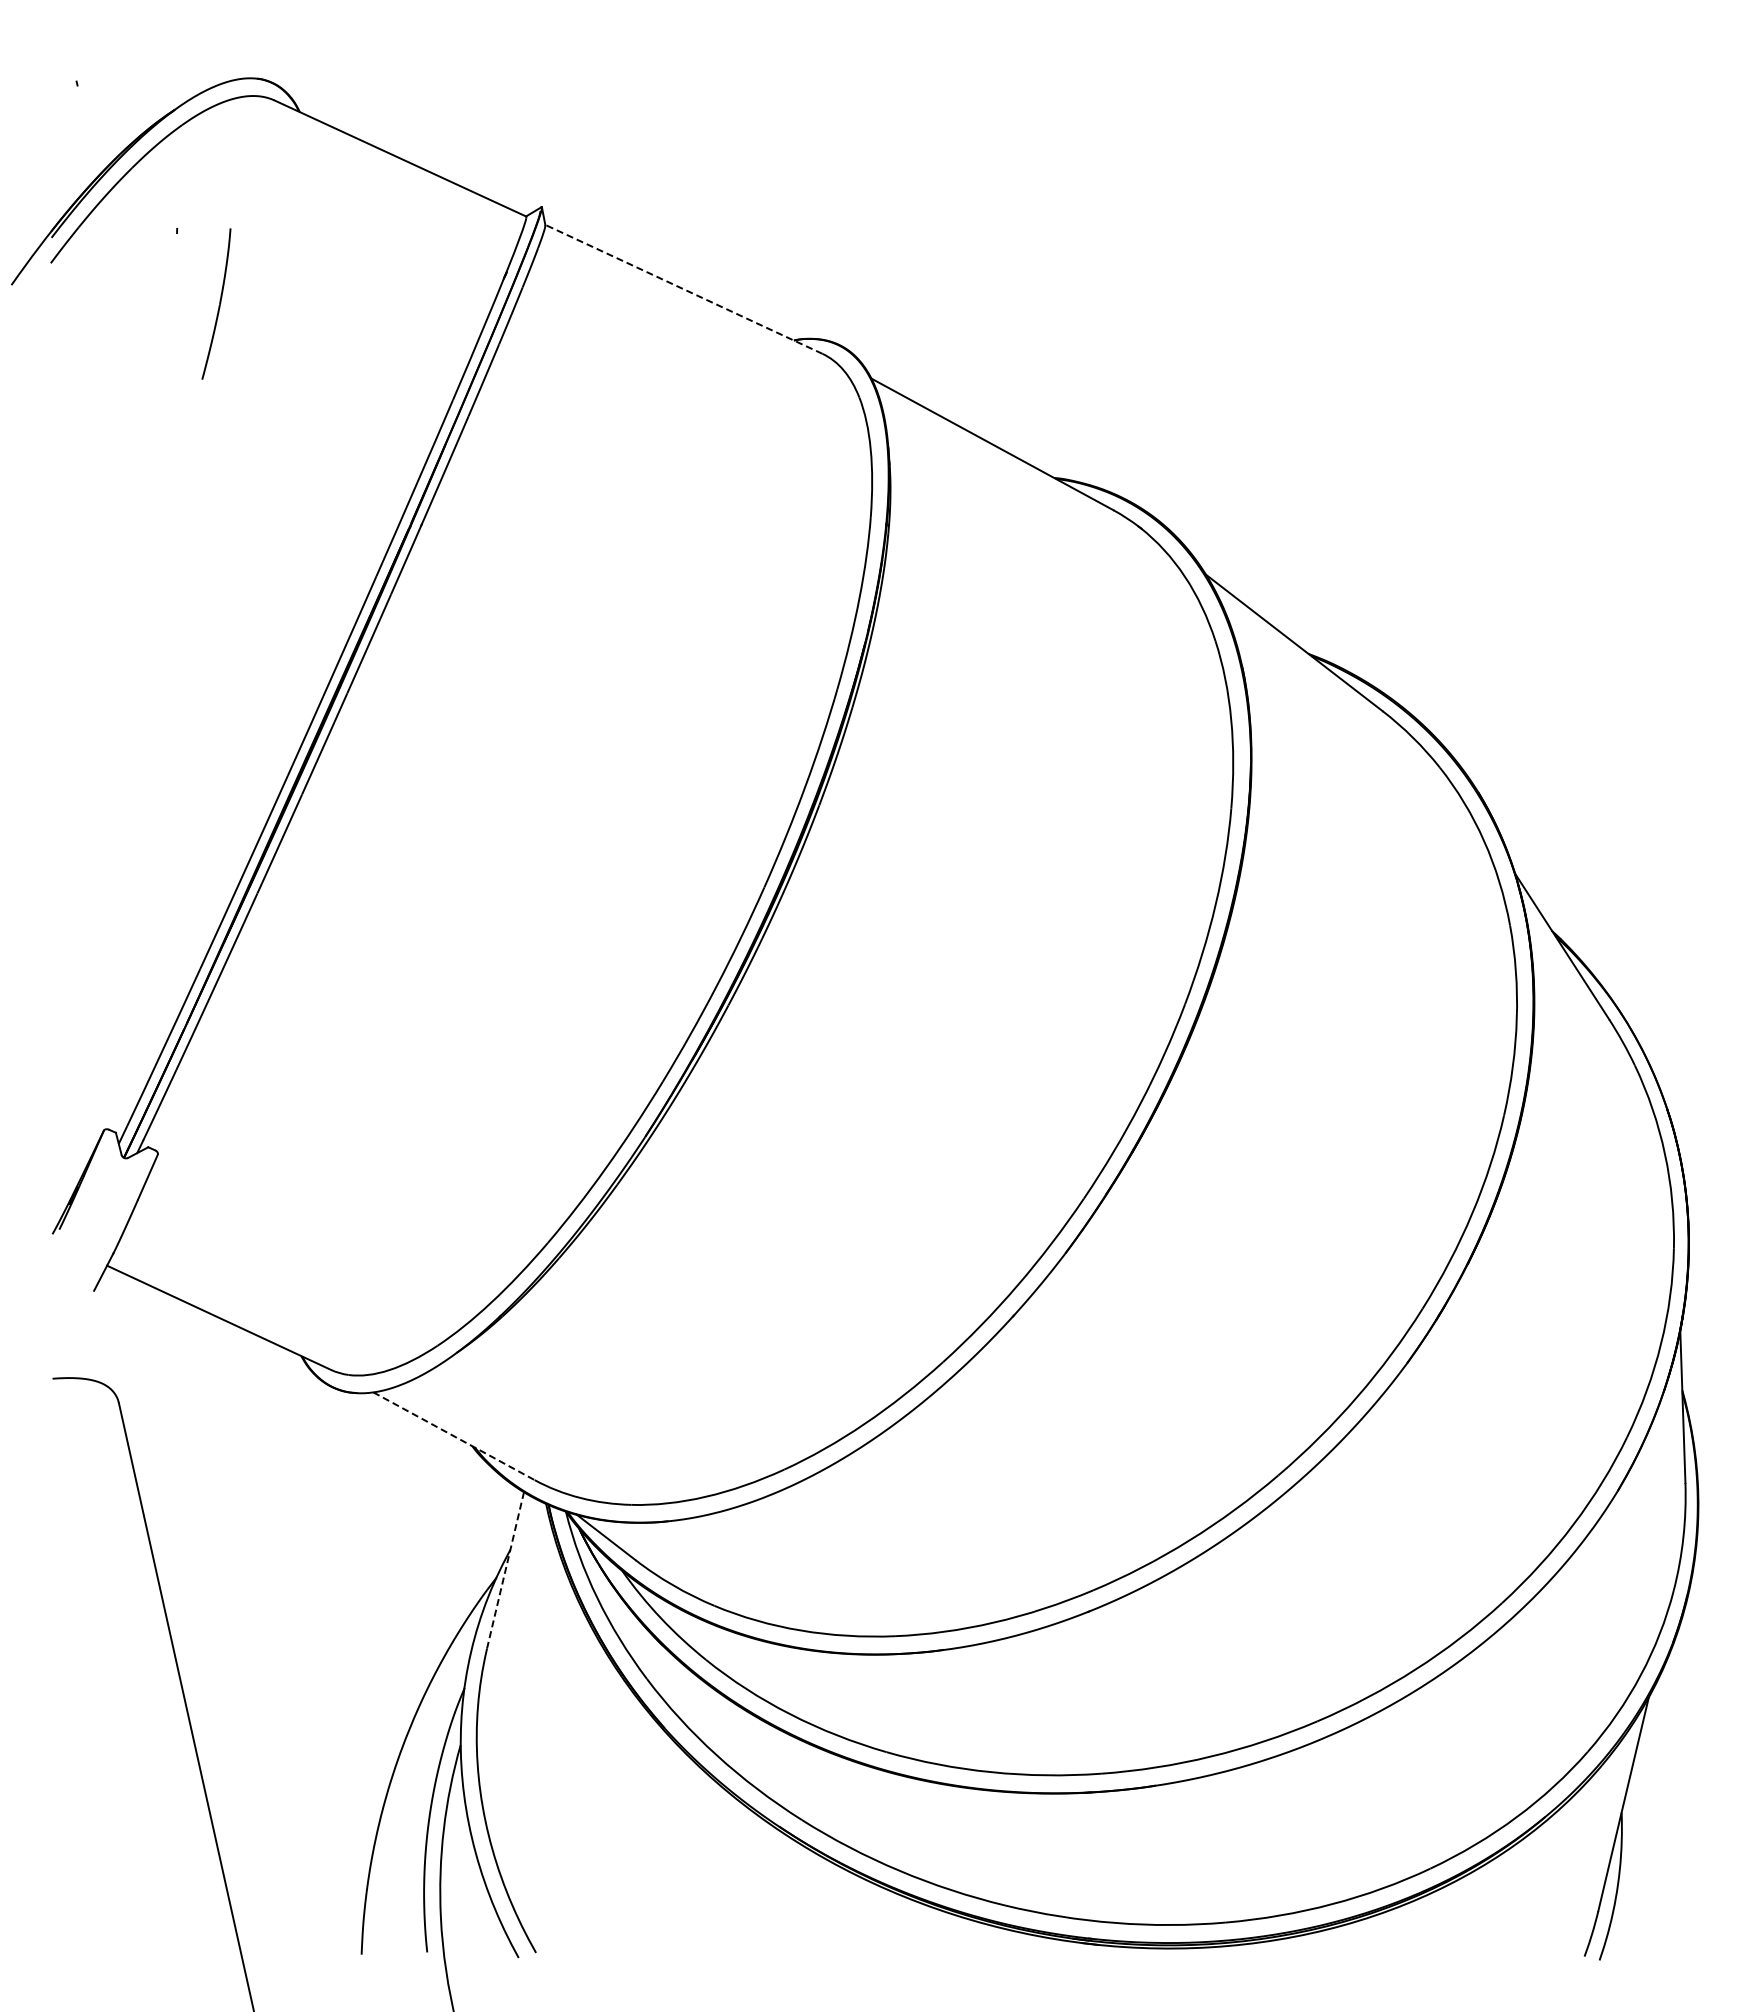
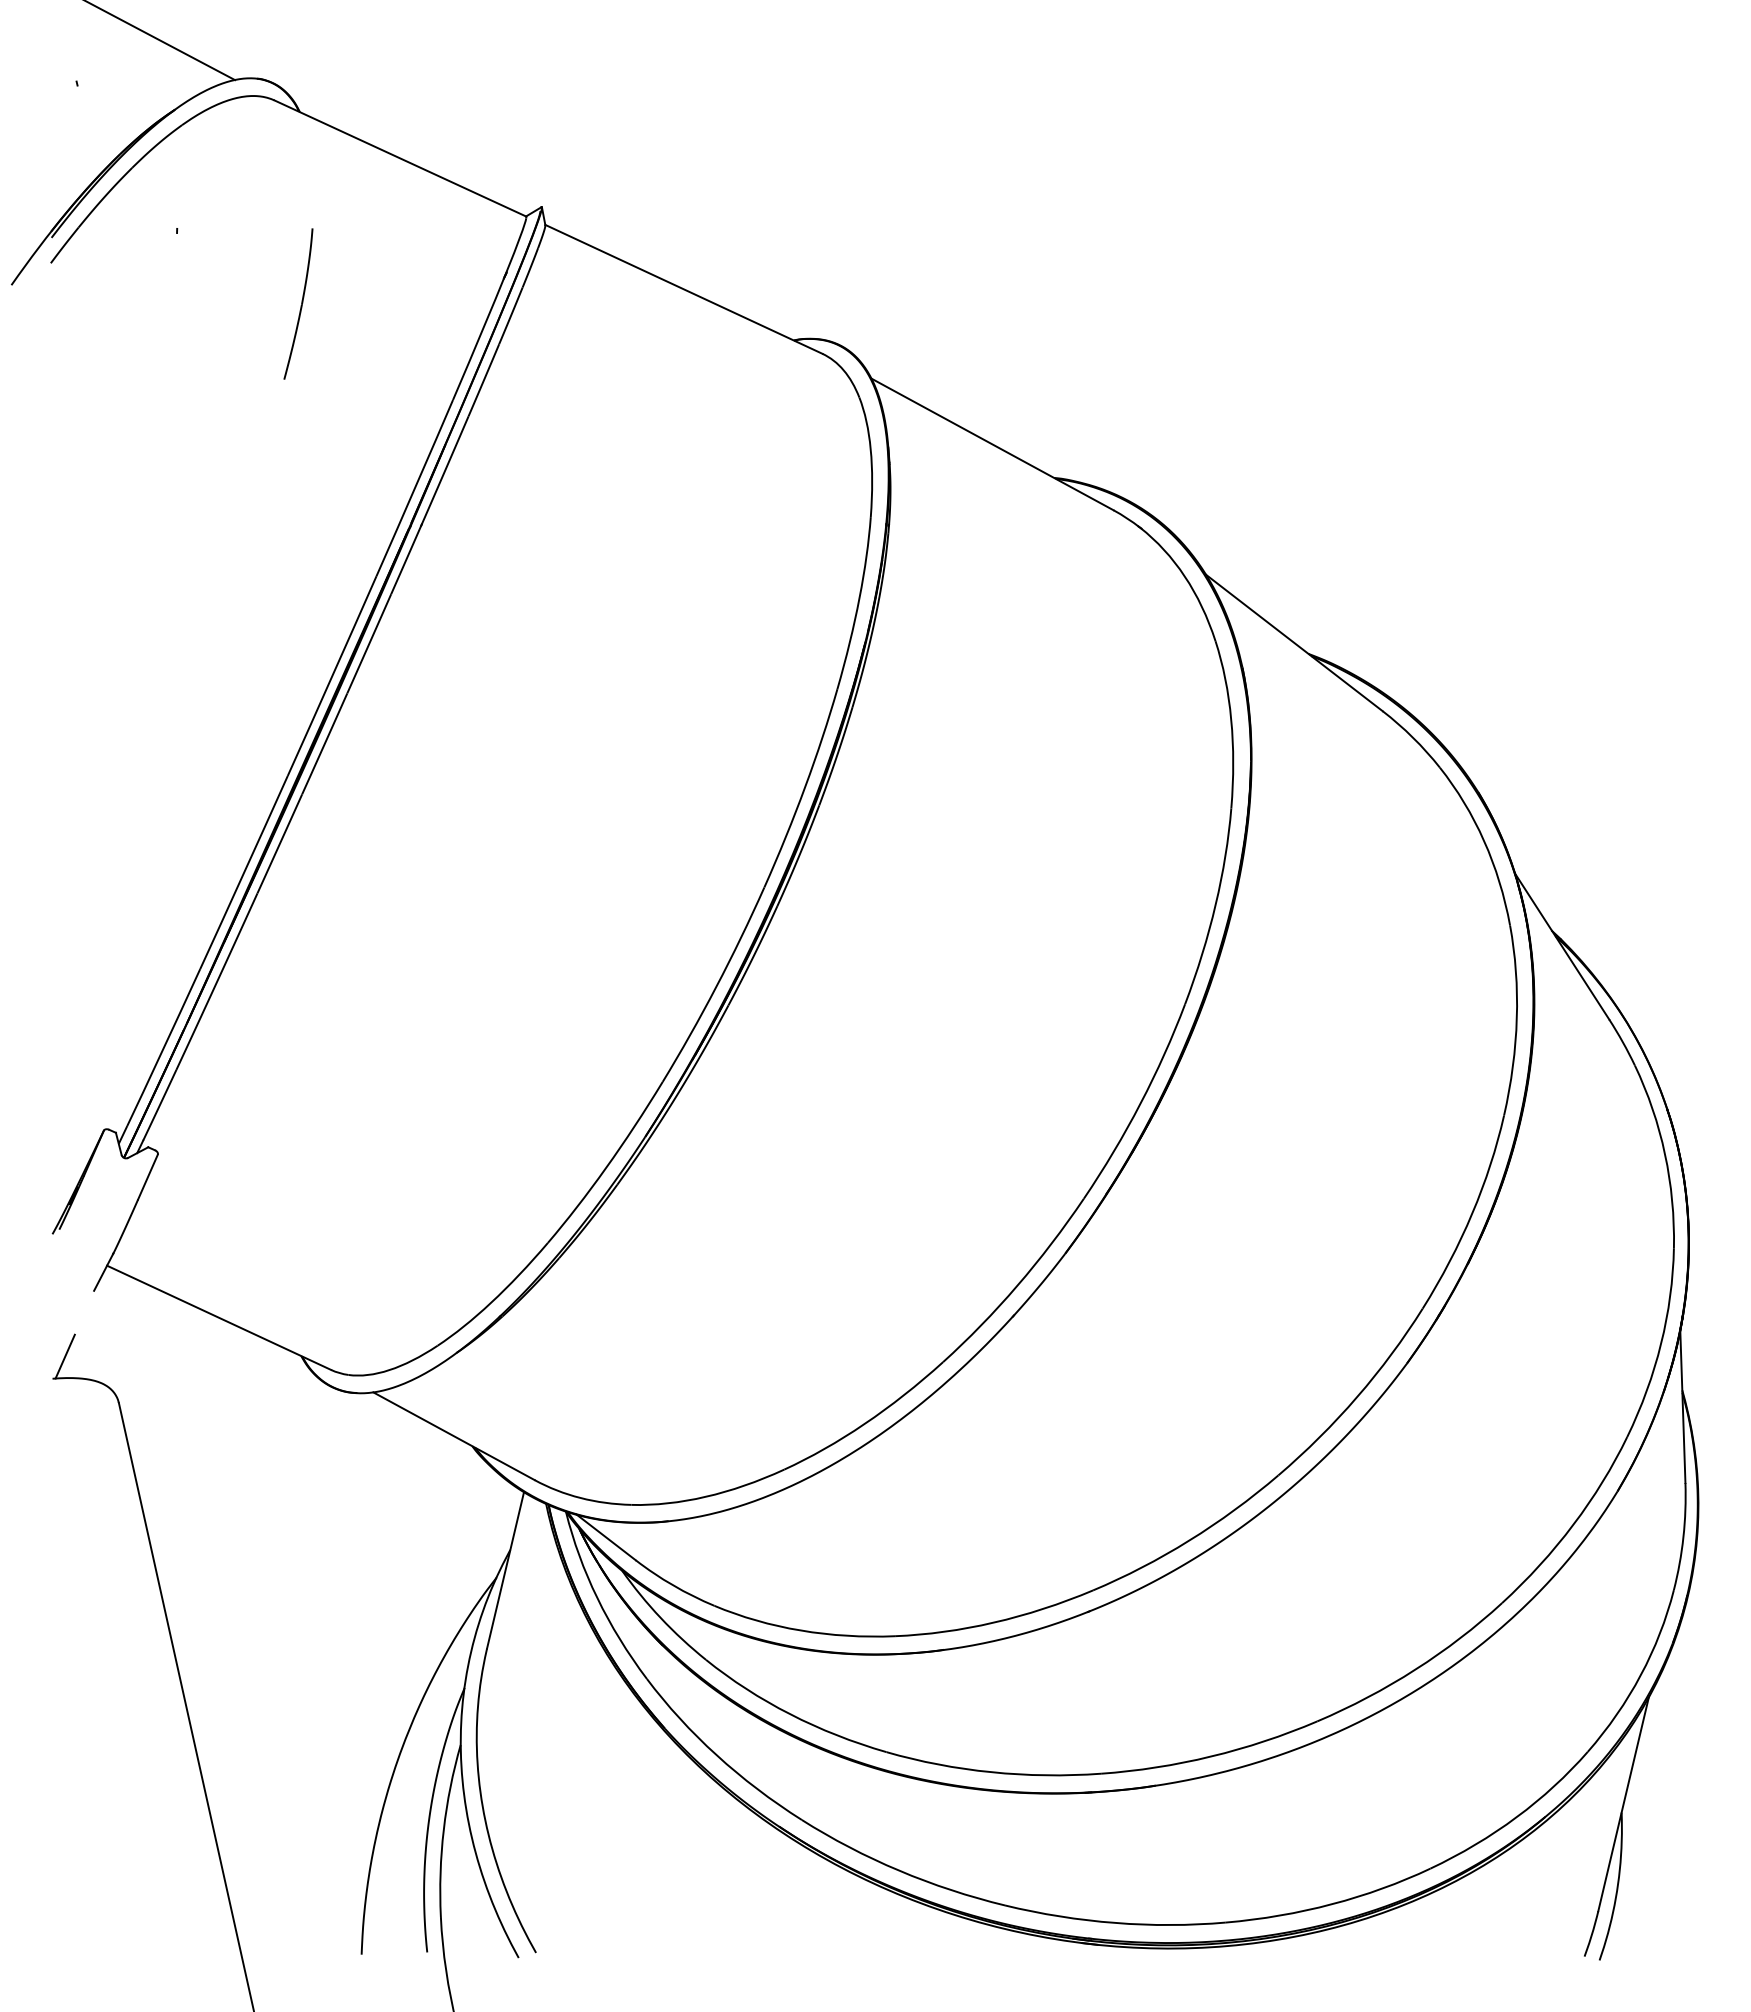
line: none -> present (161, 41)
line: dashed -> solid (683, 289)
part position: (216, 303) -> (298, 303) (298, 303)
line: none -> present (64, 1356)
line: dashed -> solid (454, 1436)
line: dashed -> solid (505, 1570)
